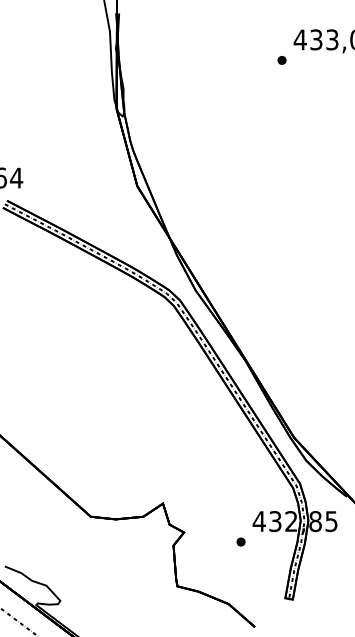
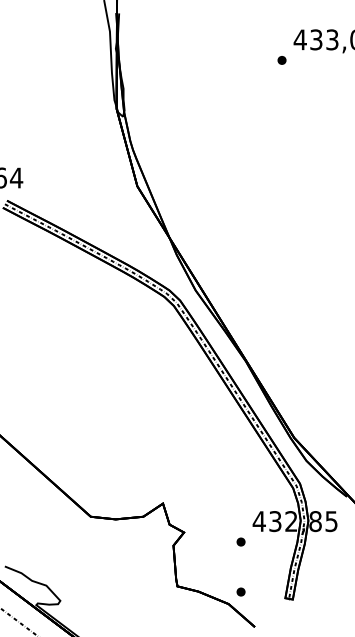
part: none -> present (240, 591)
